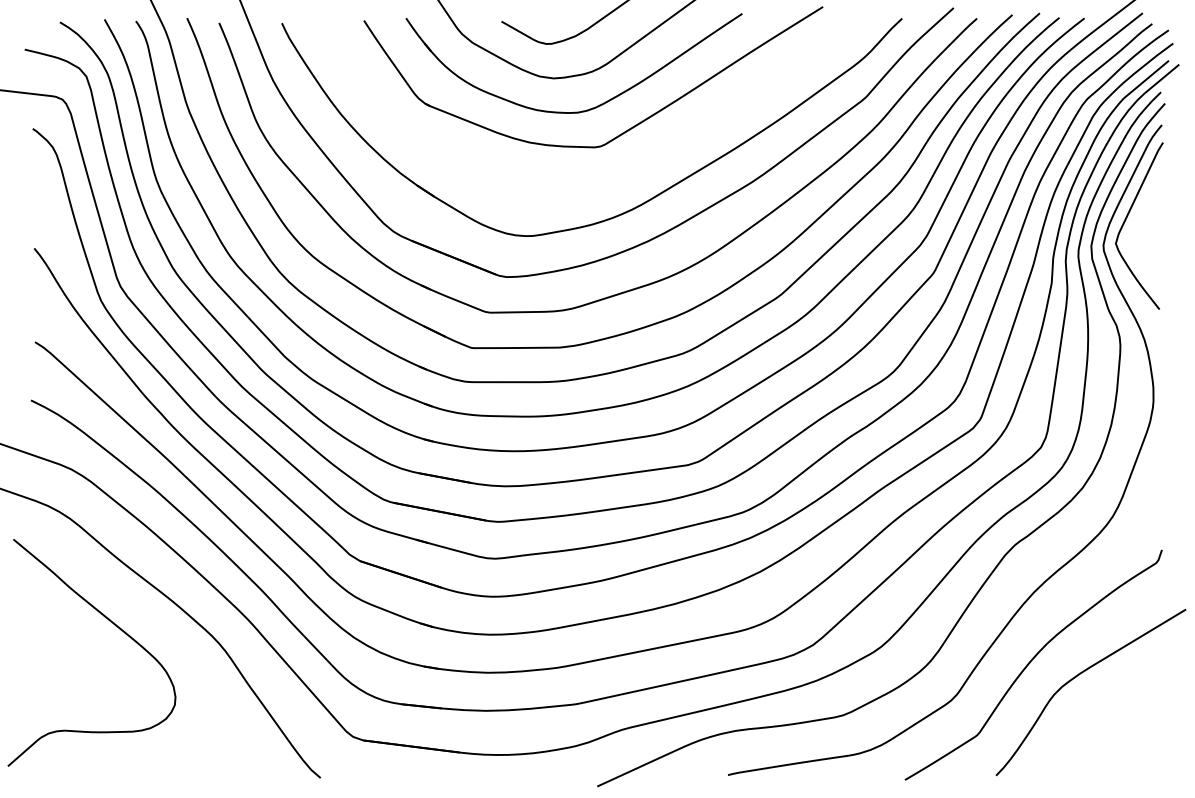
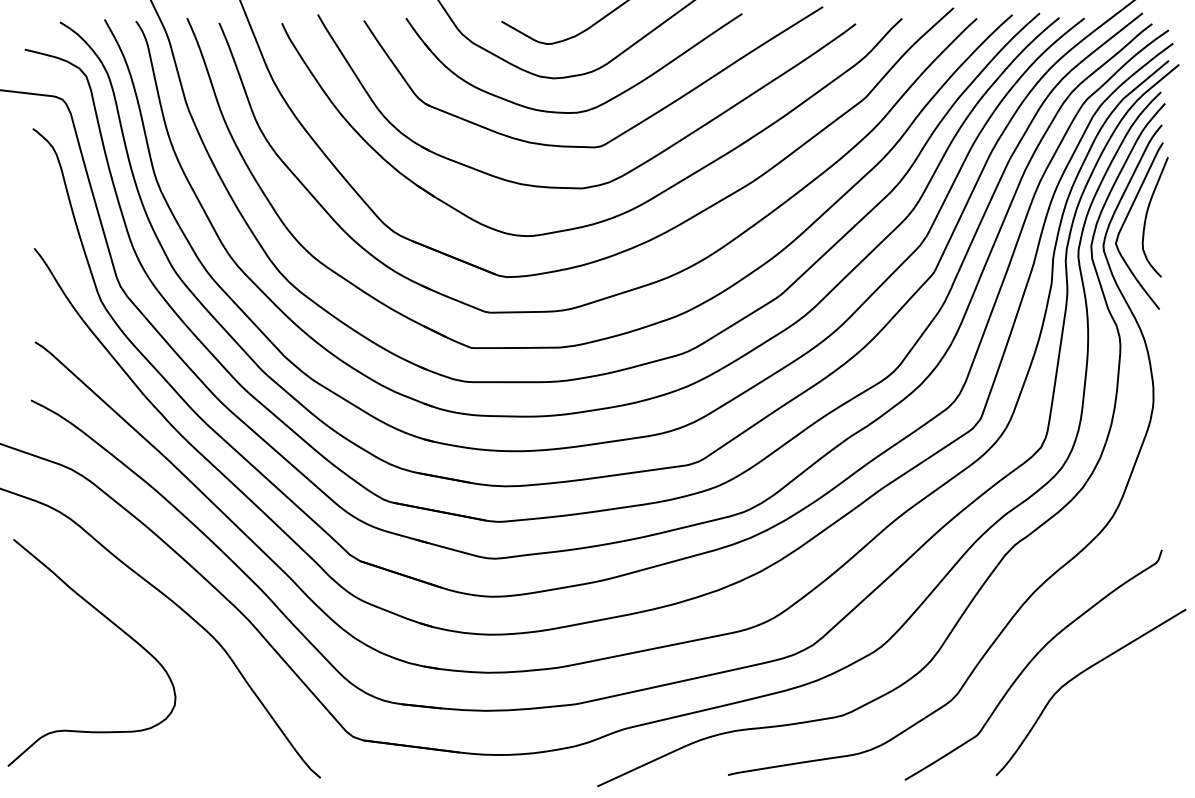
part: none -> present (629, 170)
curve: none -> present (1147, 215)
